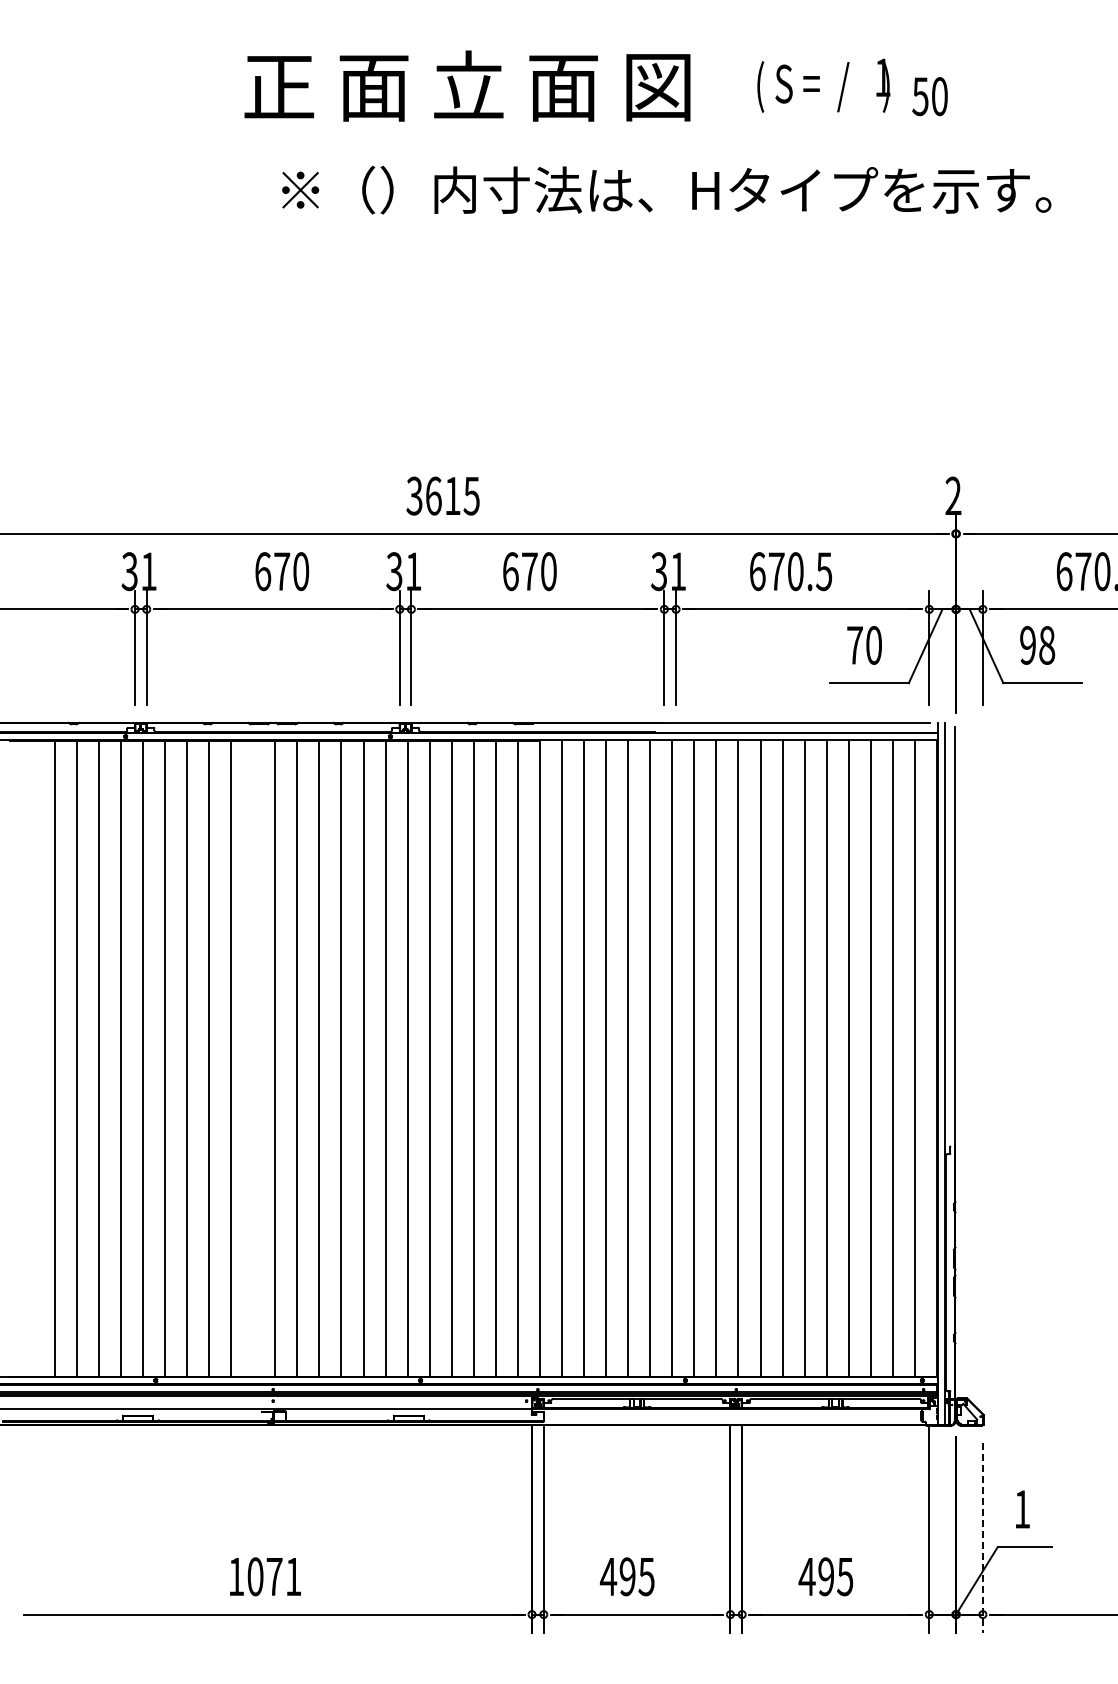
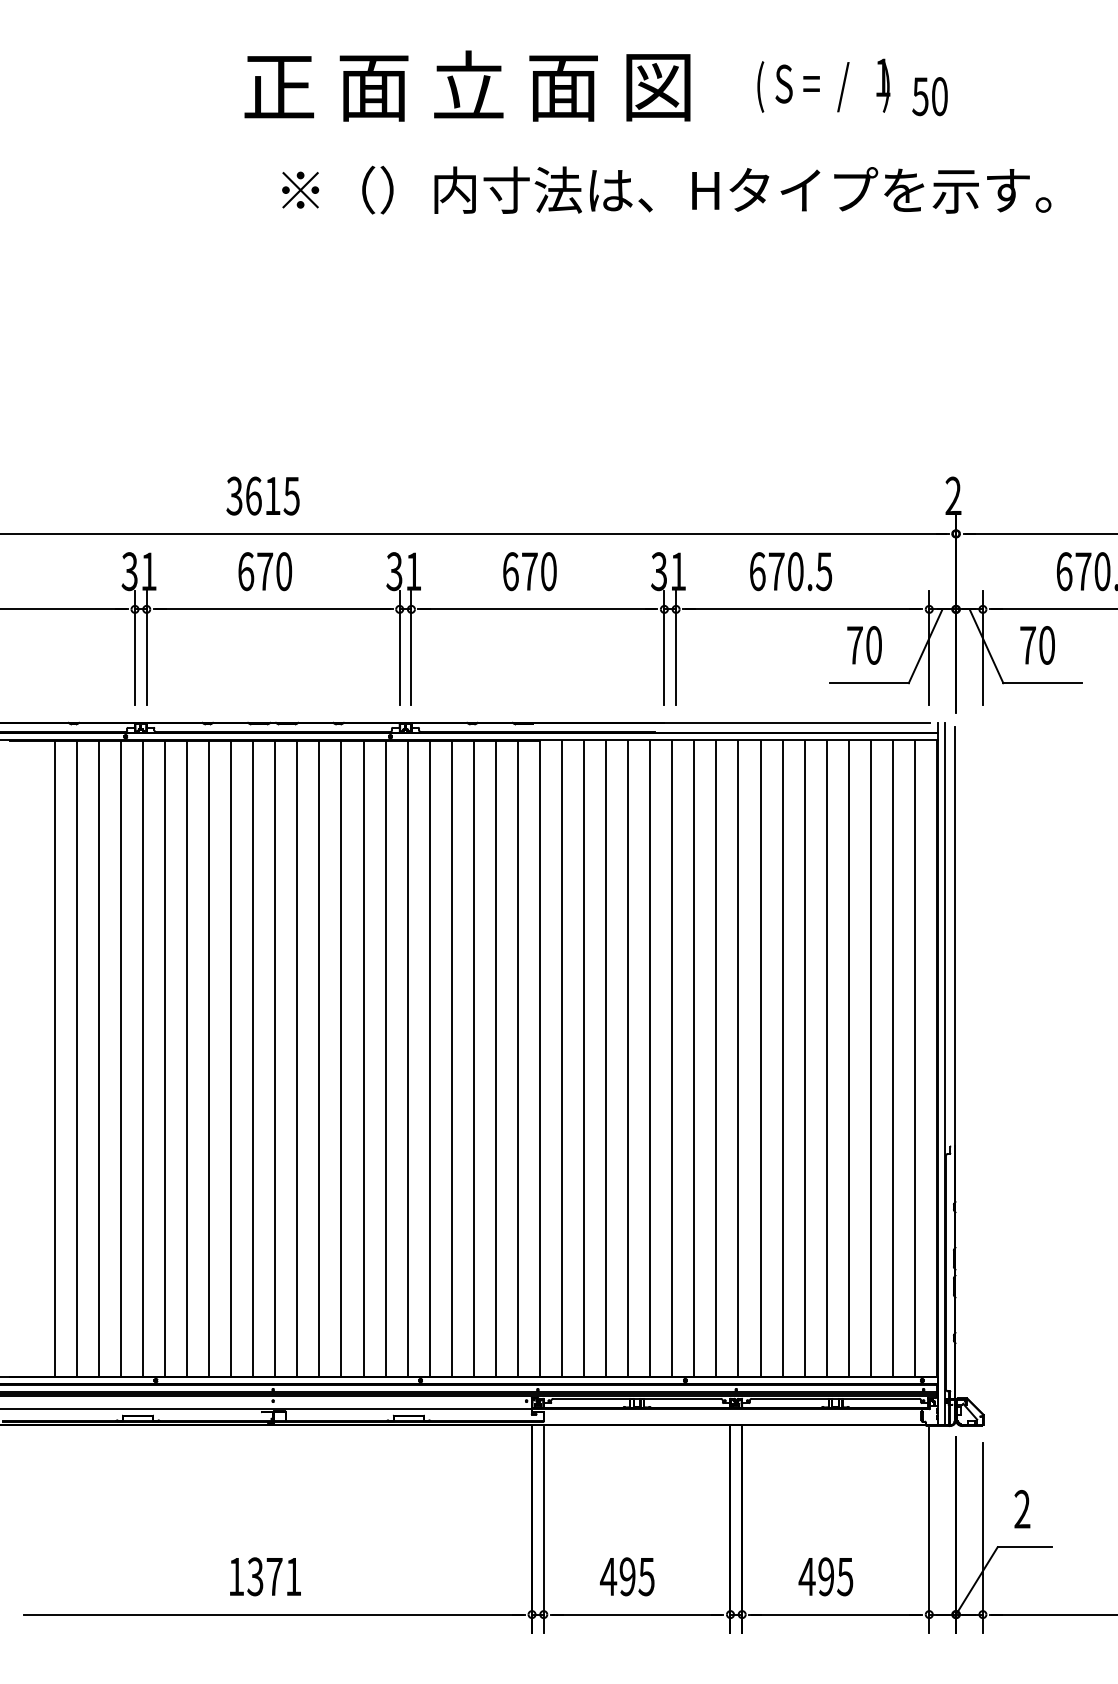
text position: (442, 495) -> (262, 495) (262, 495)
text position: (282, 571) -> (265, 571) (265, 571)
text: 98 -> 70 (1037, 645)
line: none -> present (253, 1058)
text: 1 -> 2 (1022, 1509)
line: dashed -> solid (982, 1538)
text: 1071 -> 1371 (255, 1576)
